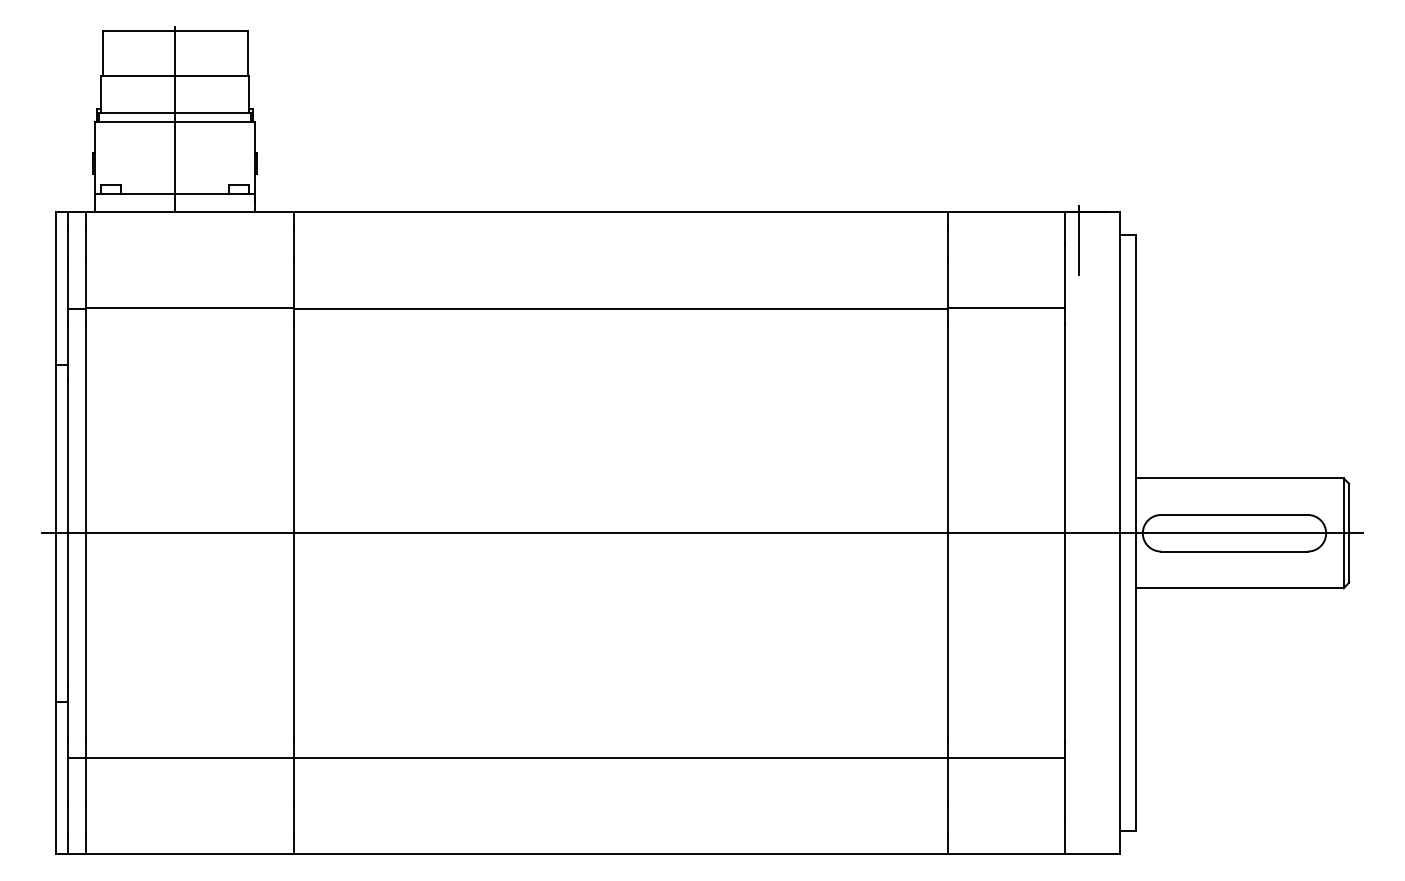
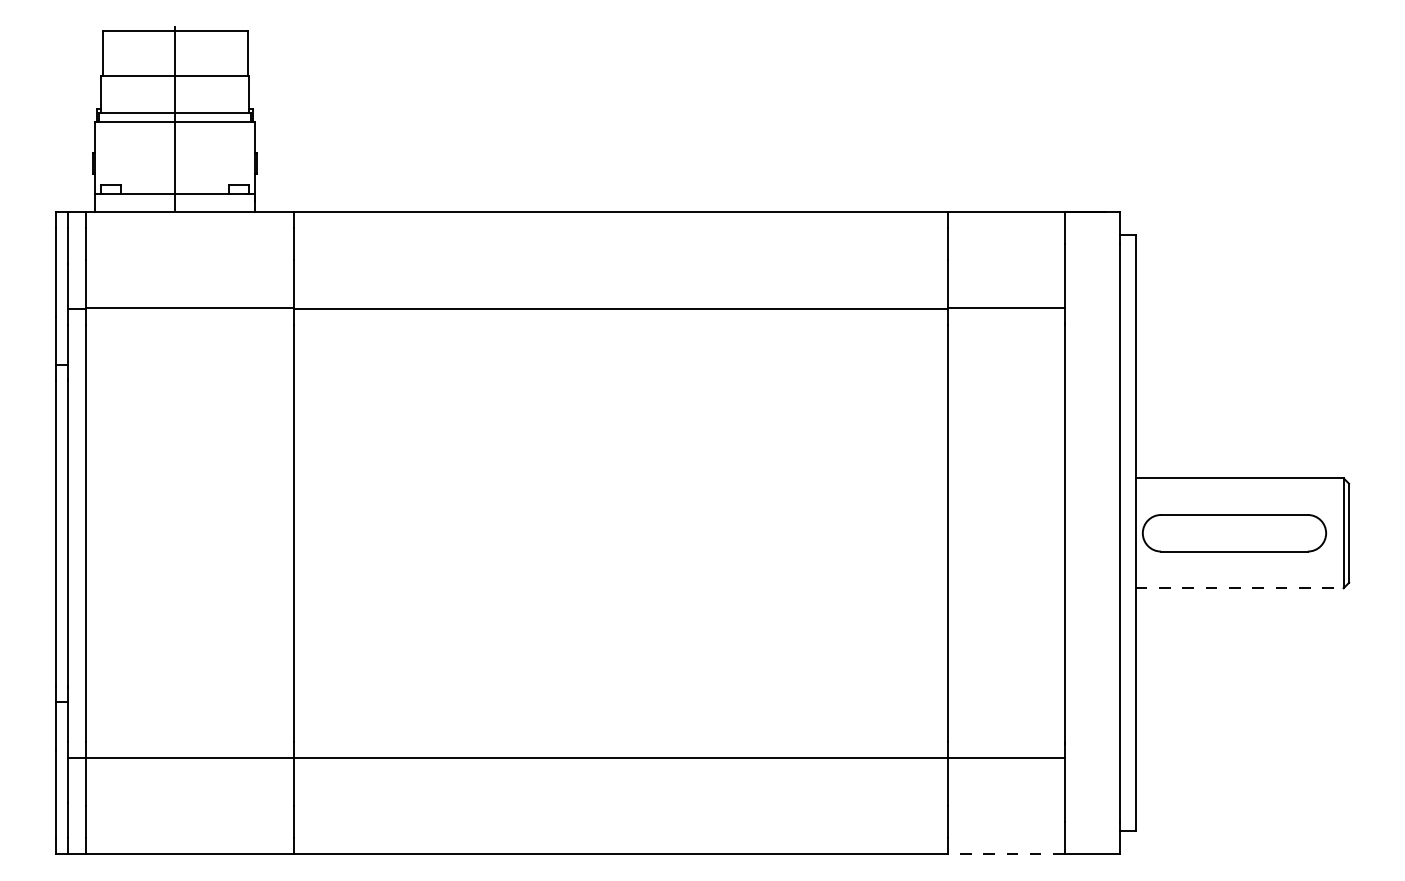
line: present -> none (1078, 240)
line: present -> none (702, 533)
line: solid -> dashed (1239, 588)
line: solid -> dashed (1005, 854)
